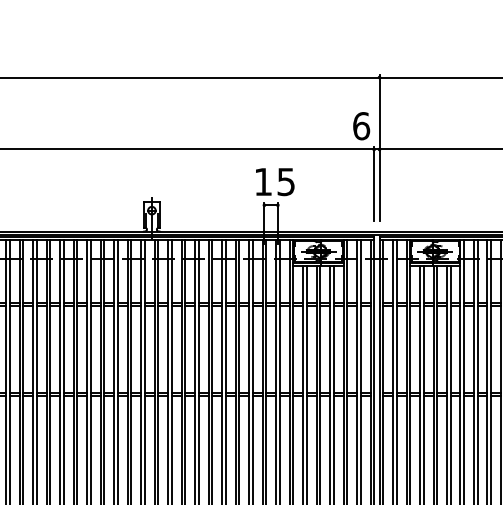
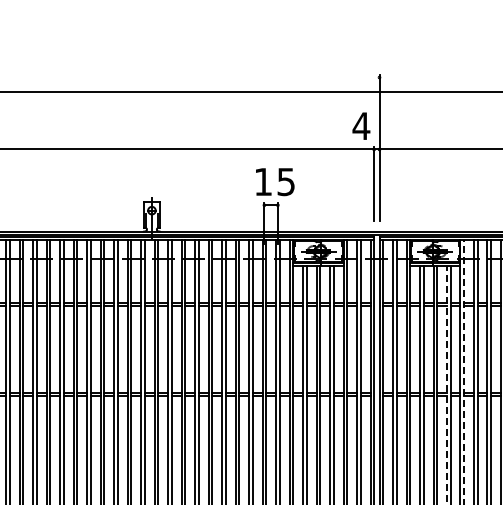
line position: (250, 77) -> (250, 91) (250, 91)
text: 6 -> 4 (361, 126)
line: solid -> dashed (464, 372)
line: solid -> dashed (446, 385)
